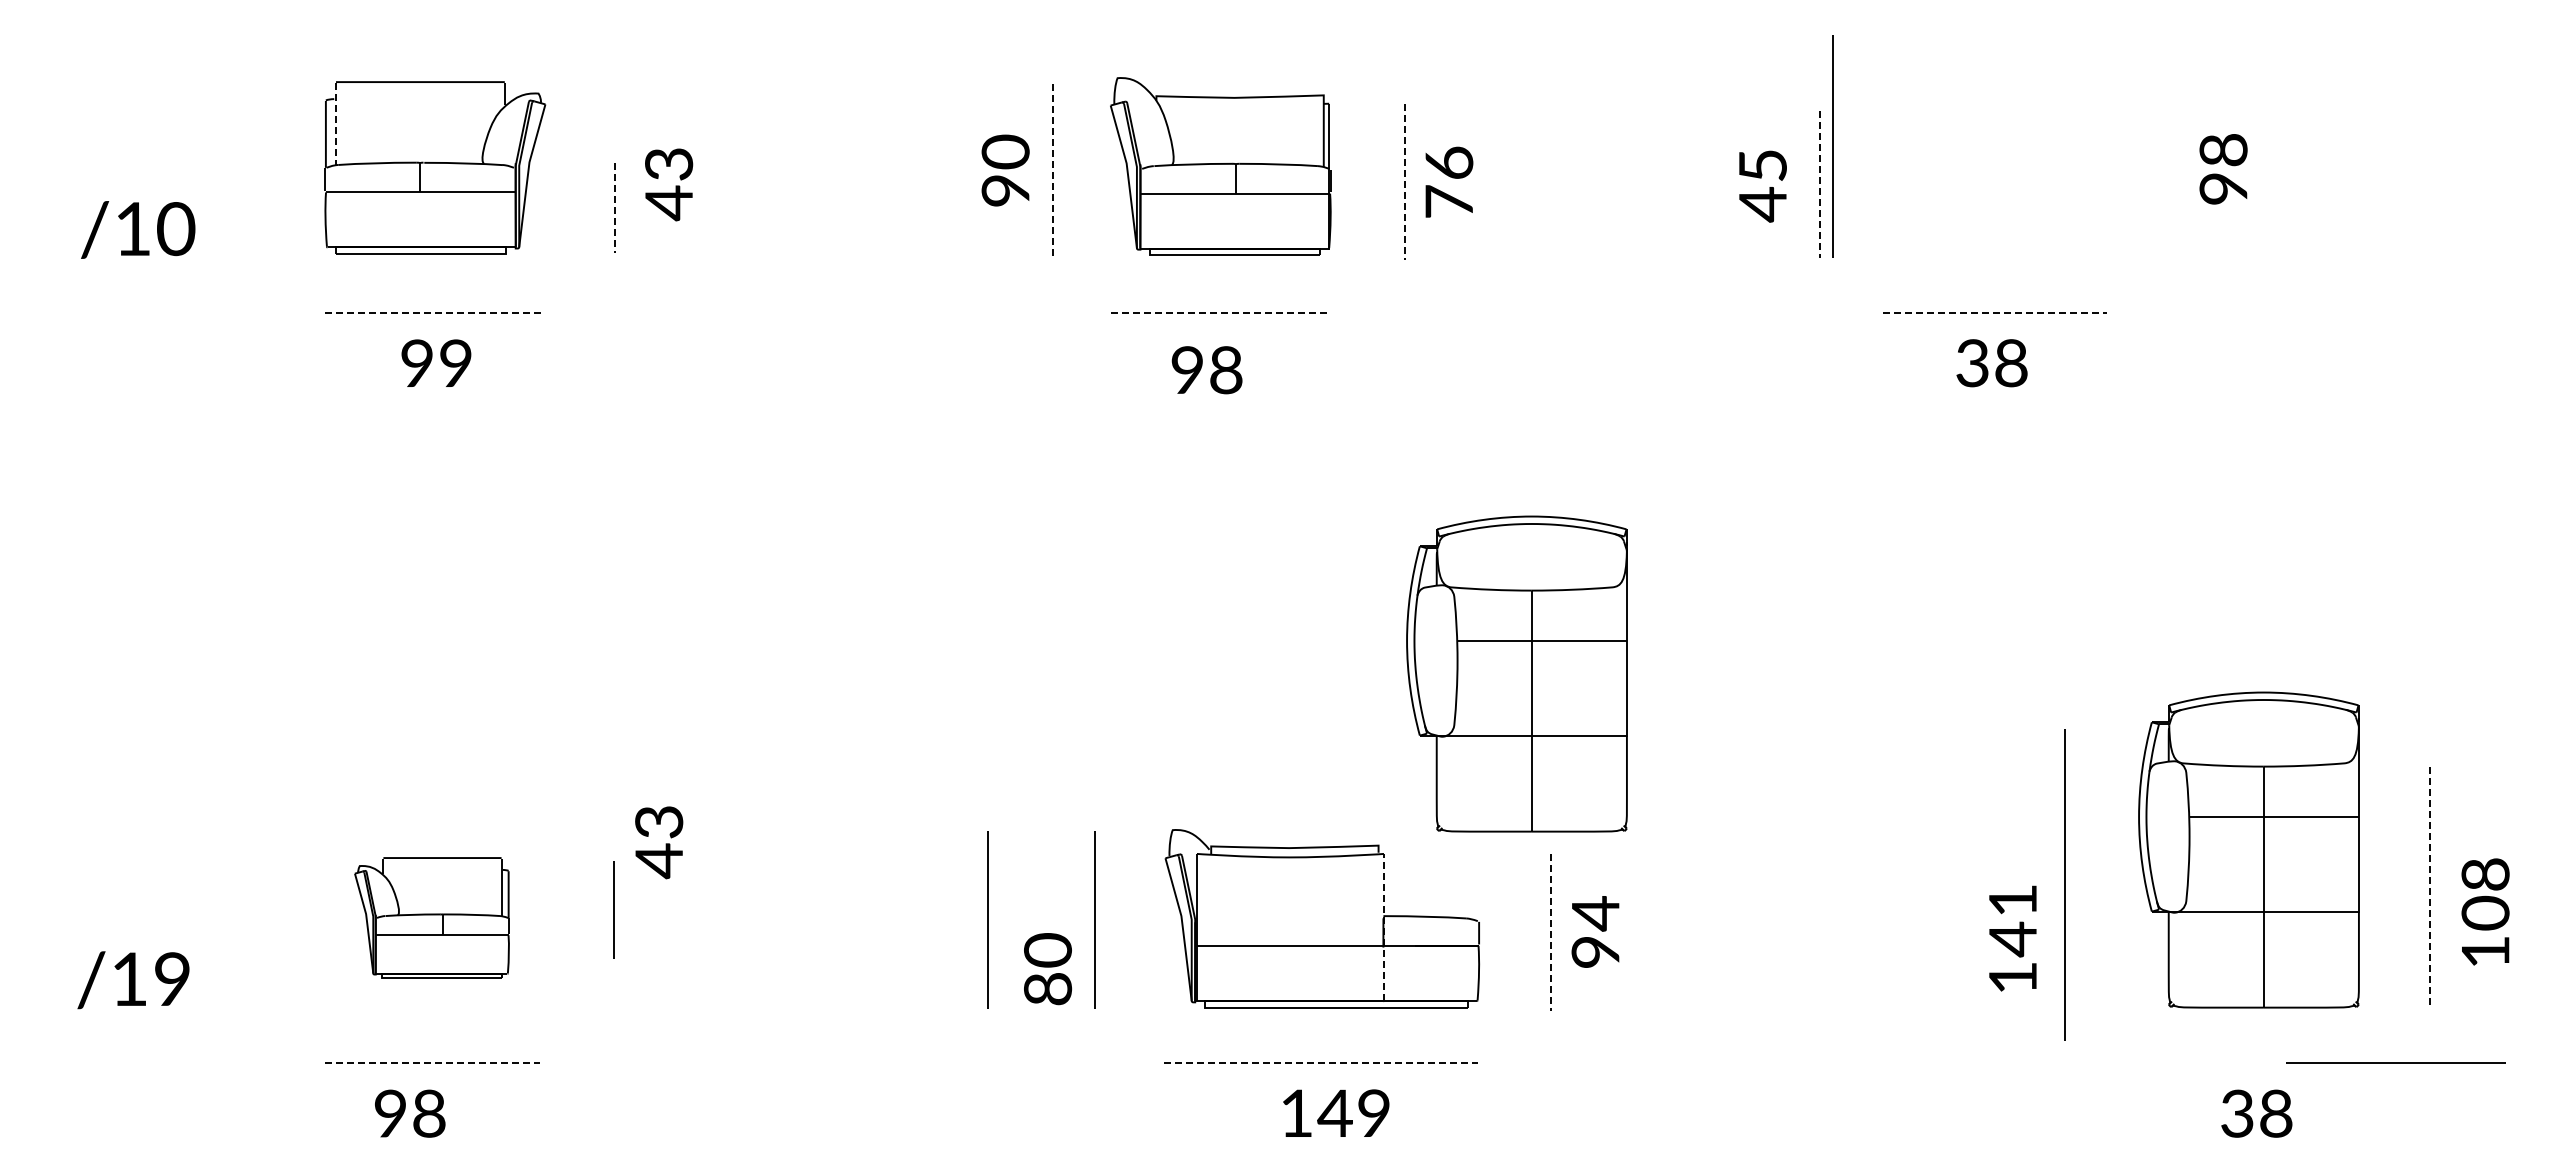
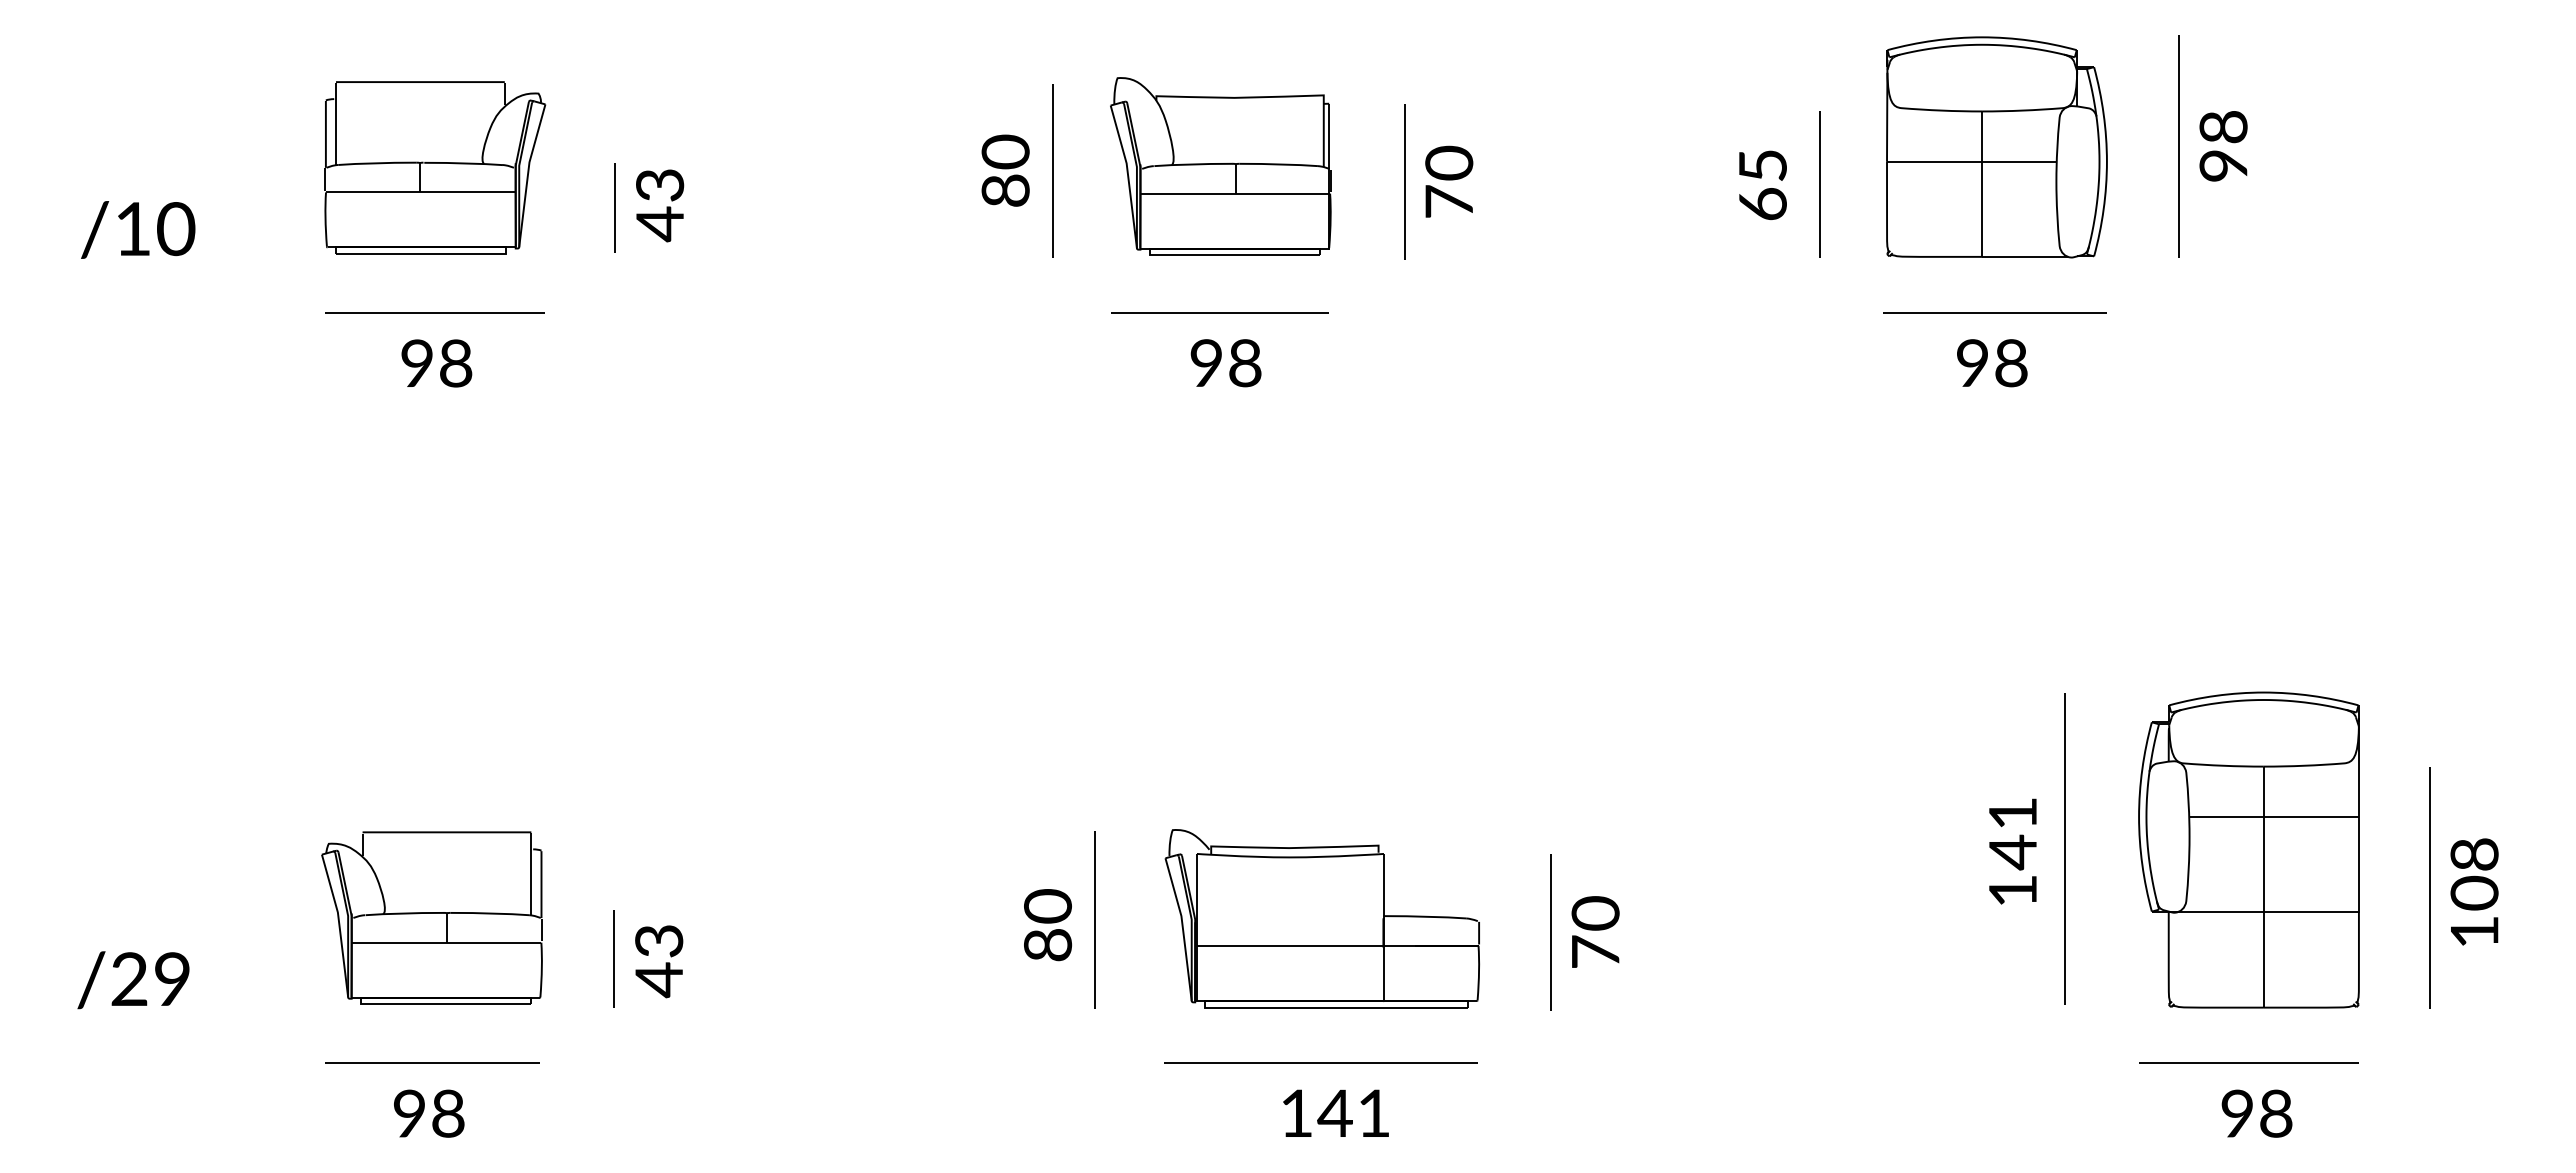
line: dashed -> solid (336, 124)
line position: (1832, 146) -> (2178, 146) (2178, 146)
part: none -> present (1996, 147)
text: 76 -> 70 (1448, 162)
text position: (2223, 169) -> (2223, 146) (2223, 146)
line: dashed -> solid (1052, 171)
line: dashed -> solid (1404, 182)
text position: (669, 184) -> (660, 205) (660, 205)
line: dashed -> solid (1819, 184)
text: 90 -> 80 (1006, 190)
text: 45 -> 65 (1762, 204)
line: dashed -> solid (615, 208)
line: dashed -> solid (435, 312)
line: dashed -> solid (1220, 312)
line: dashed -> solid (1995, 312)
text: 38 -> 98 (1972, 363)
text: 99 -> 98 (456, 364)
text position: (1206, 370) -> (1225, 363) (1225, 363)
part: present -> none (1516, 673)
text position: (659, 842) -> (659, 961) (659, 961)
line position: (2064, 884) -> (2064, 848) (2064, 848)
line: dashed -> solid (2429, 888)
line position: (613, 909) -> (613, 958) (613, 958)
text position: (2485, 911) -> (2474, 891) (2474, 891)
part size: 156x122 px -> 222x174 px (431, 917)
line: present -> none (987, 919)
line: dashed -> solid (1383, 926)
text: 94 -> 70 (1595, 931)
line: dashed -> solid (1550, 933)
text position: (2012, 938) -> (2012, 851) (2012, 851)
text position: (1047, 969) -> (1047, 925) (1047, 925)
text: /19 -> /29 (129, 978)
line position: (2395, 1062) -> (2248, 1062) (2248, 1062)
line: dashed -> solid (432, 1063)
line: dashed -> solid (1321, 1063)
text: 149 -> 141 (1373, 1112)
text position: (410, 1113) -> (429, 1113) (429, 1113)
text: 38 -> 98 (2237, 1113)
